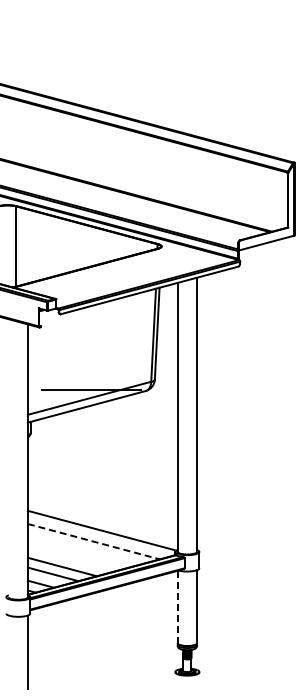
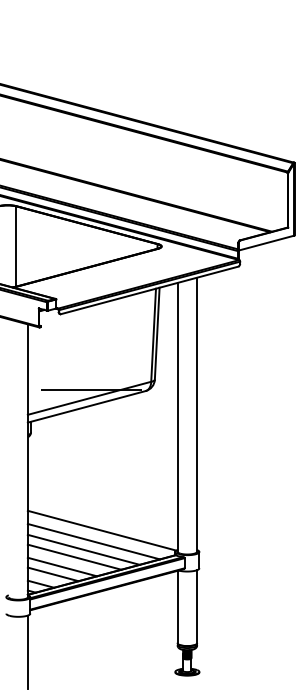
line: dashed -> solid (94, 541)
line: none -> present (83, 549)
line: none -> present (74, 556)
line: dashed -> solid (177, 607)
